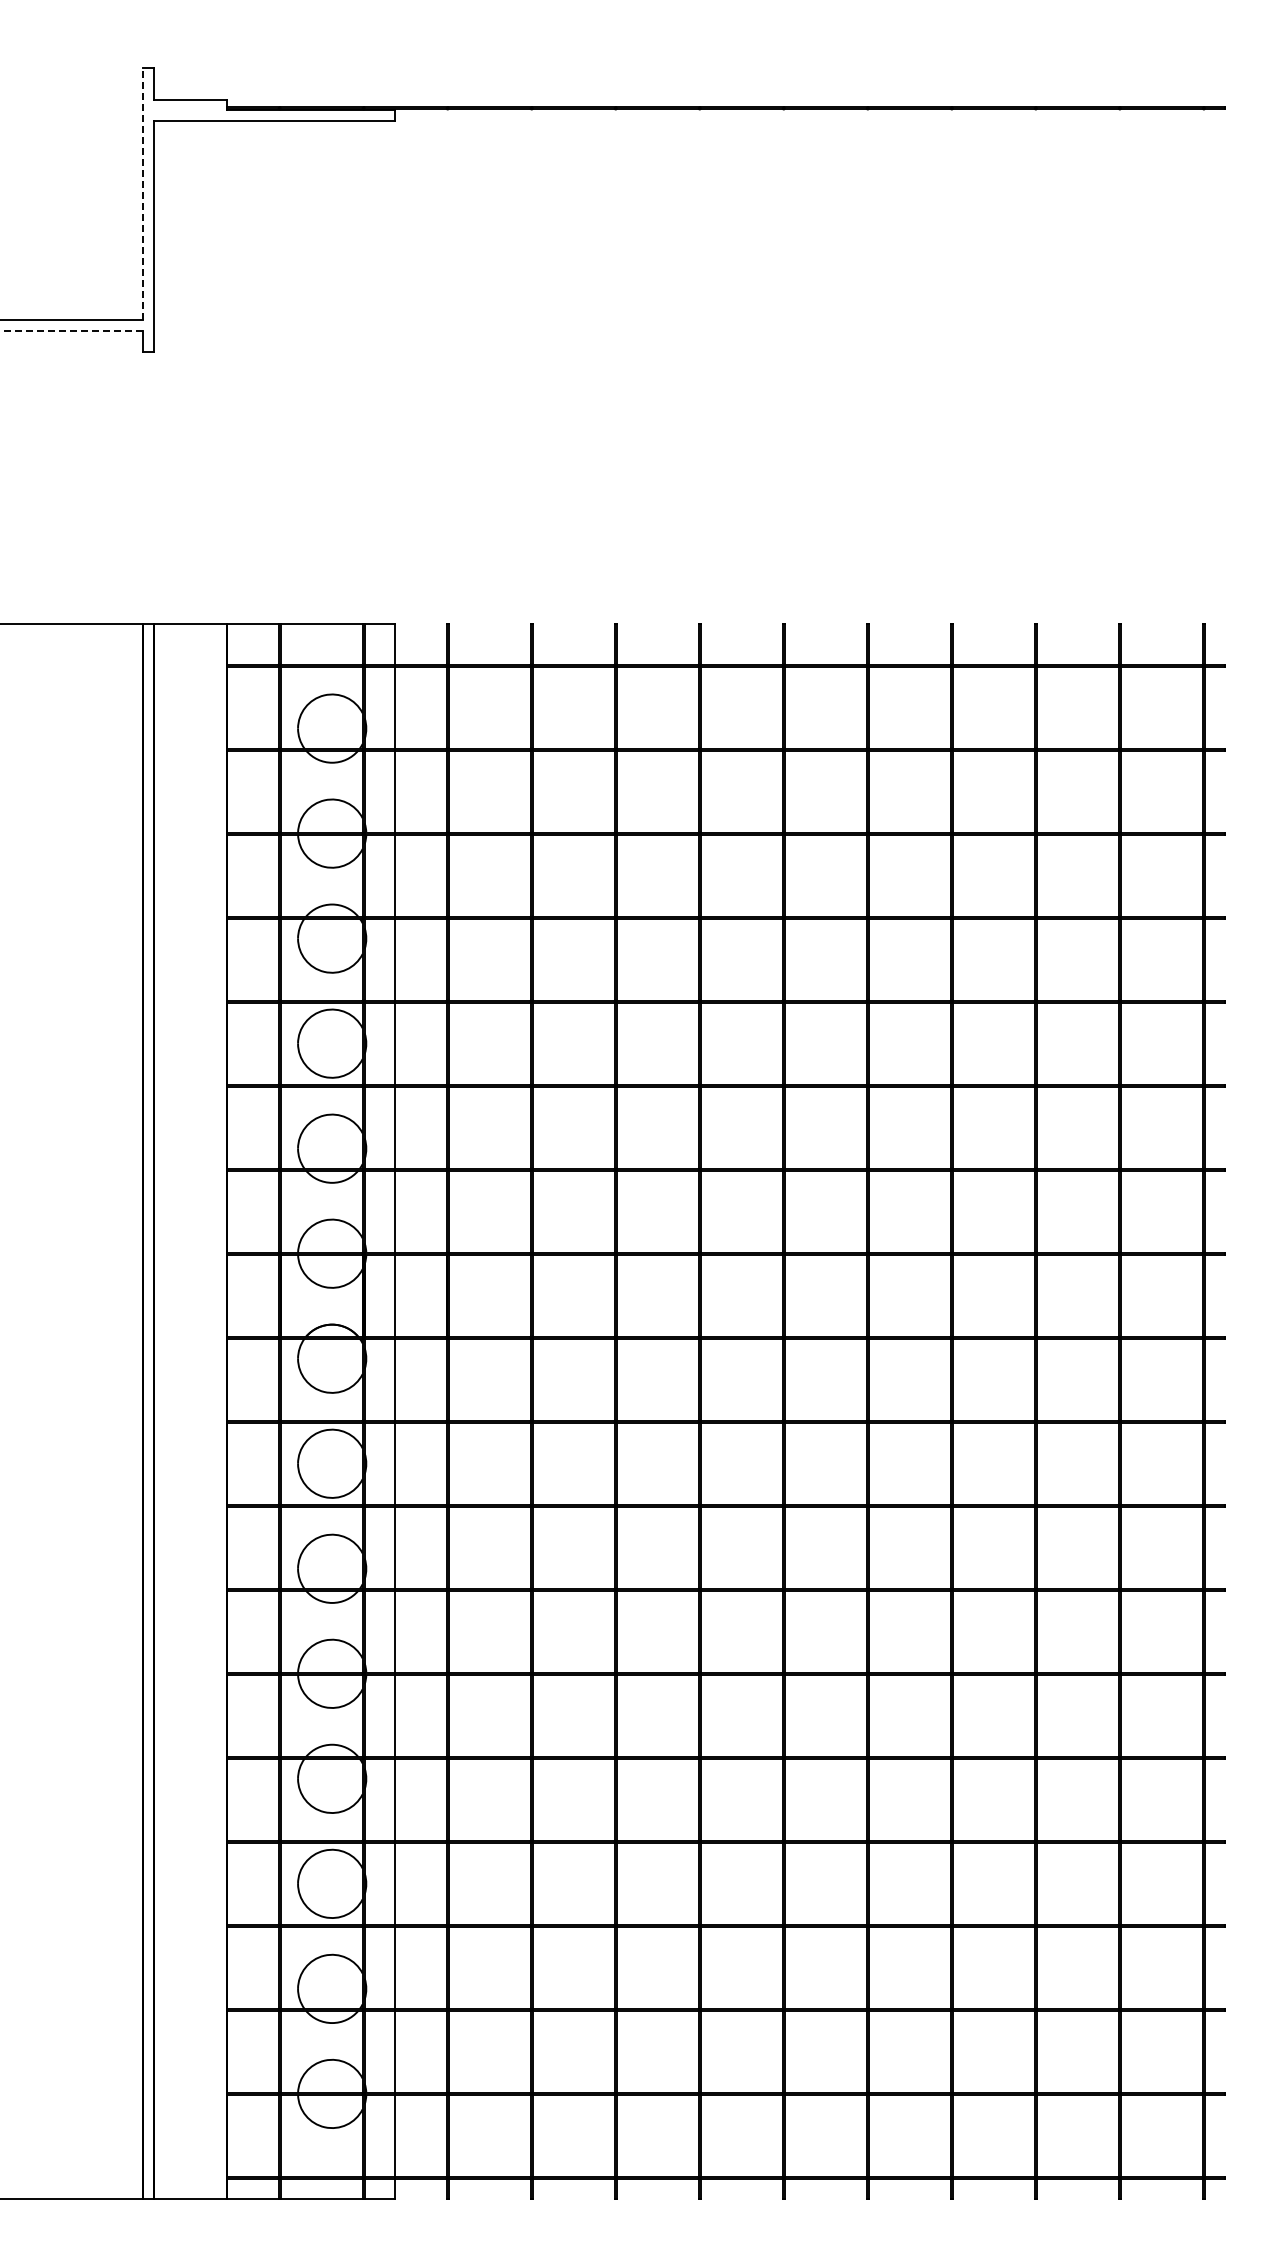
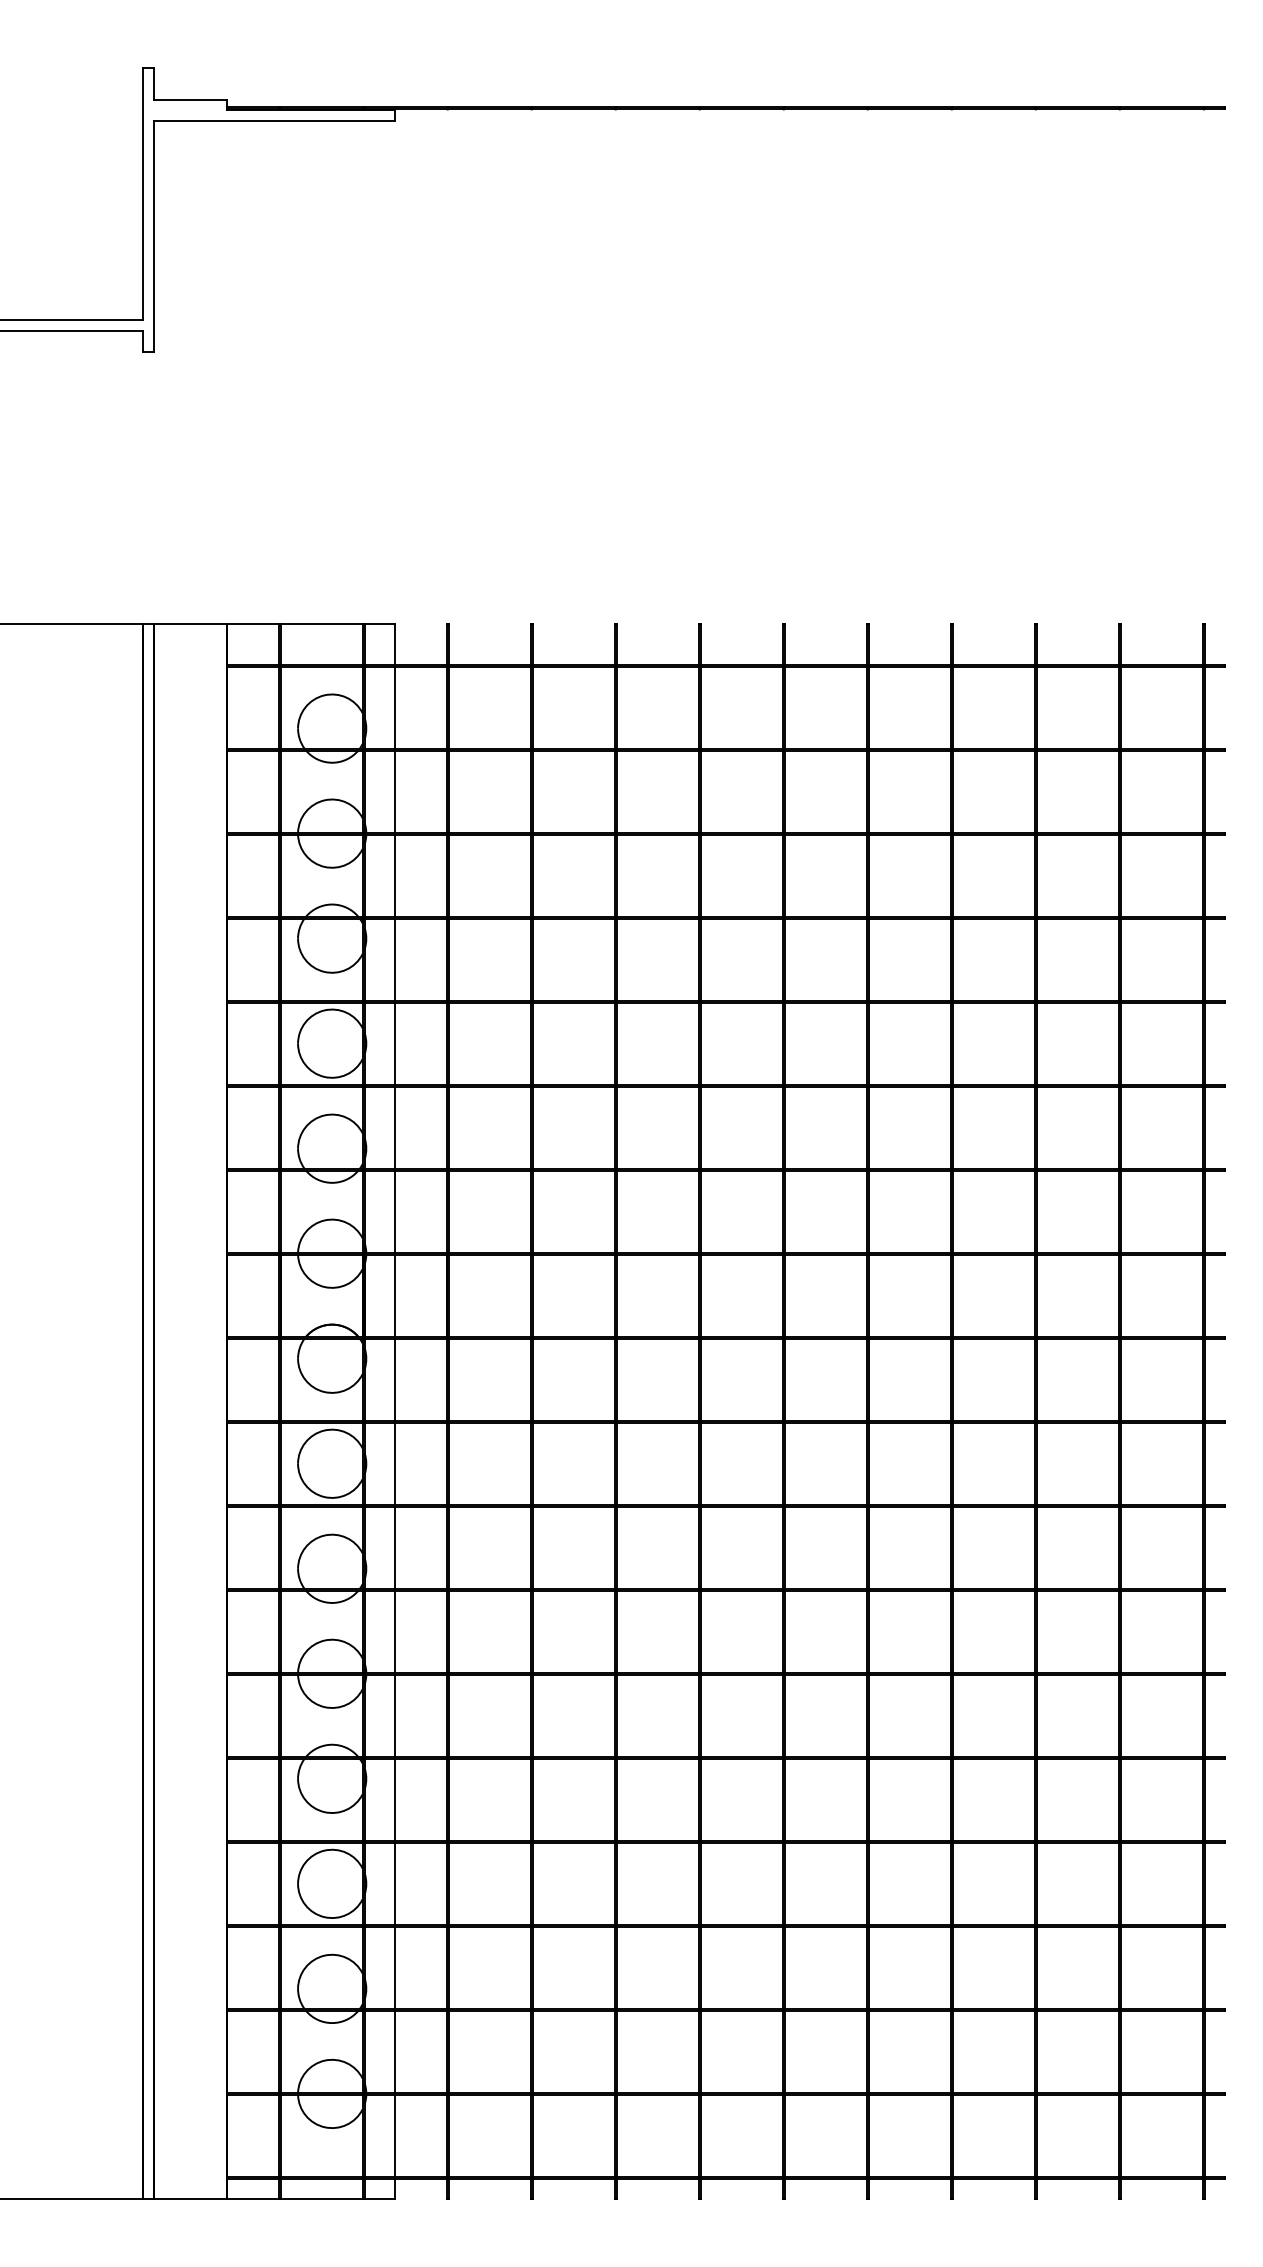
line: dashed -> solid (143, 193)
line: dashed -> solid (71, 330)
